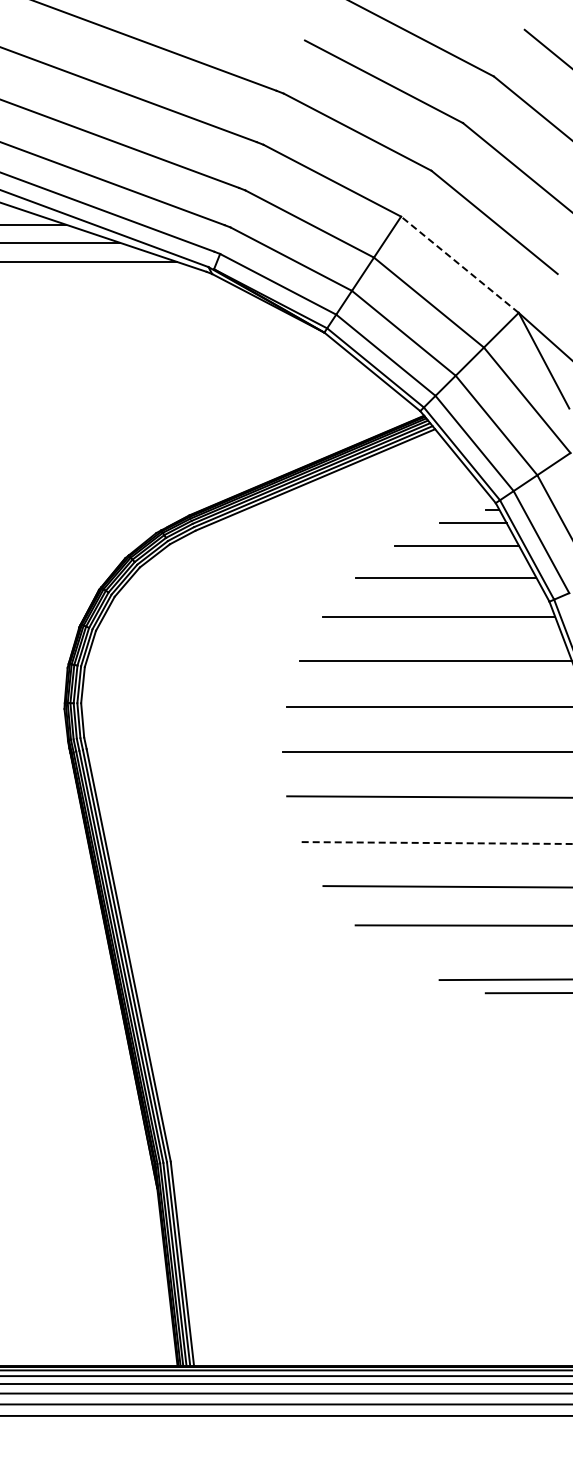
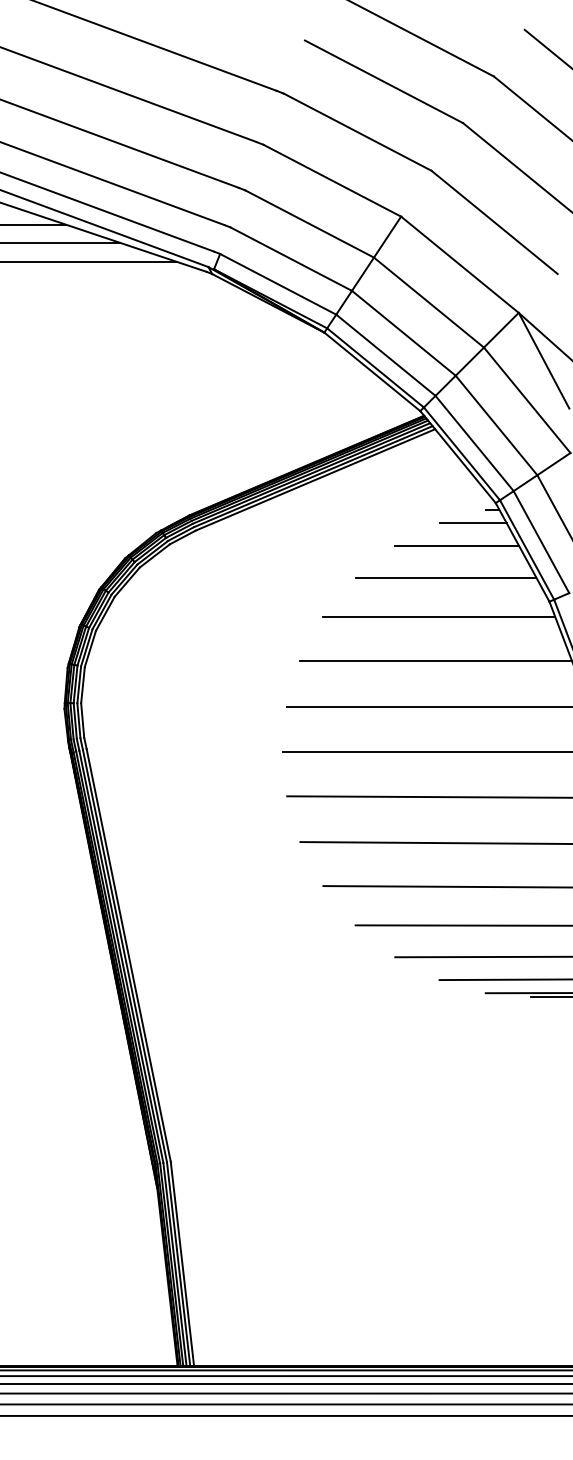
line: dashed -> solid (459, 264)
line: dashed -> solid (436, 843)
line: none -> present (482, 956)
line: none -> present (549, 997)
